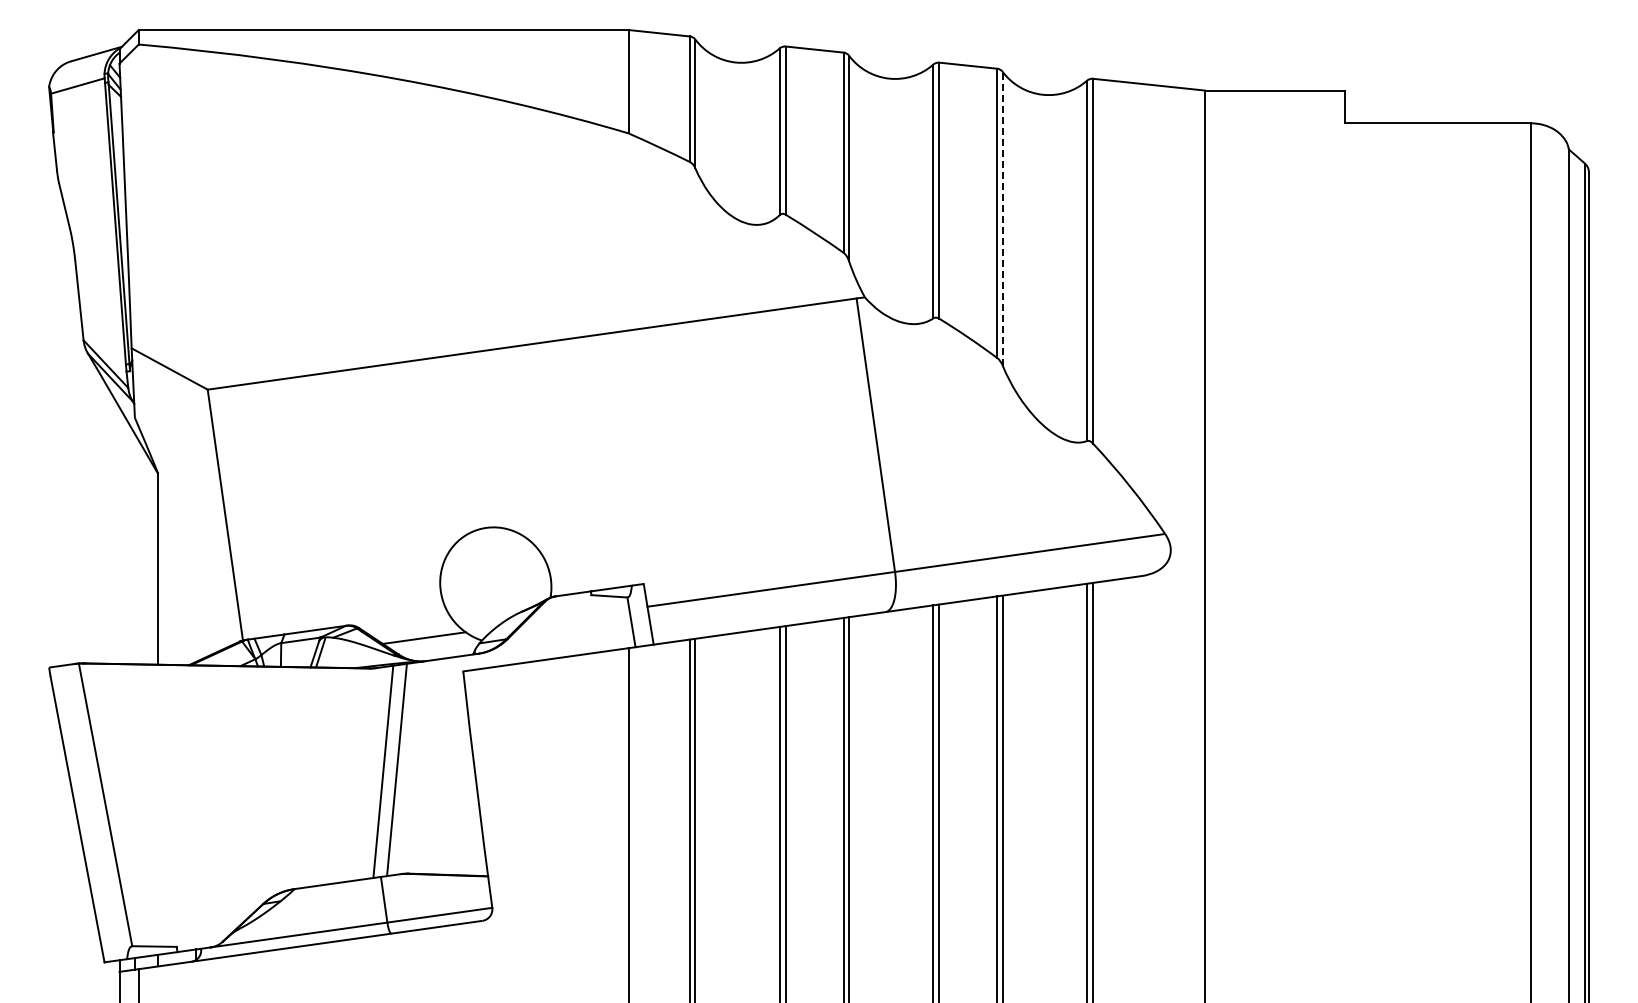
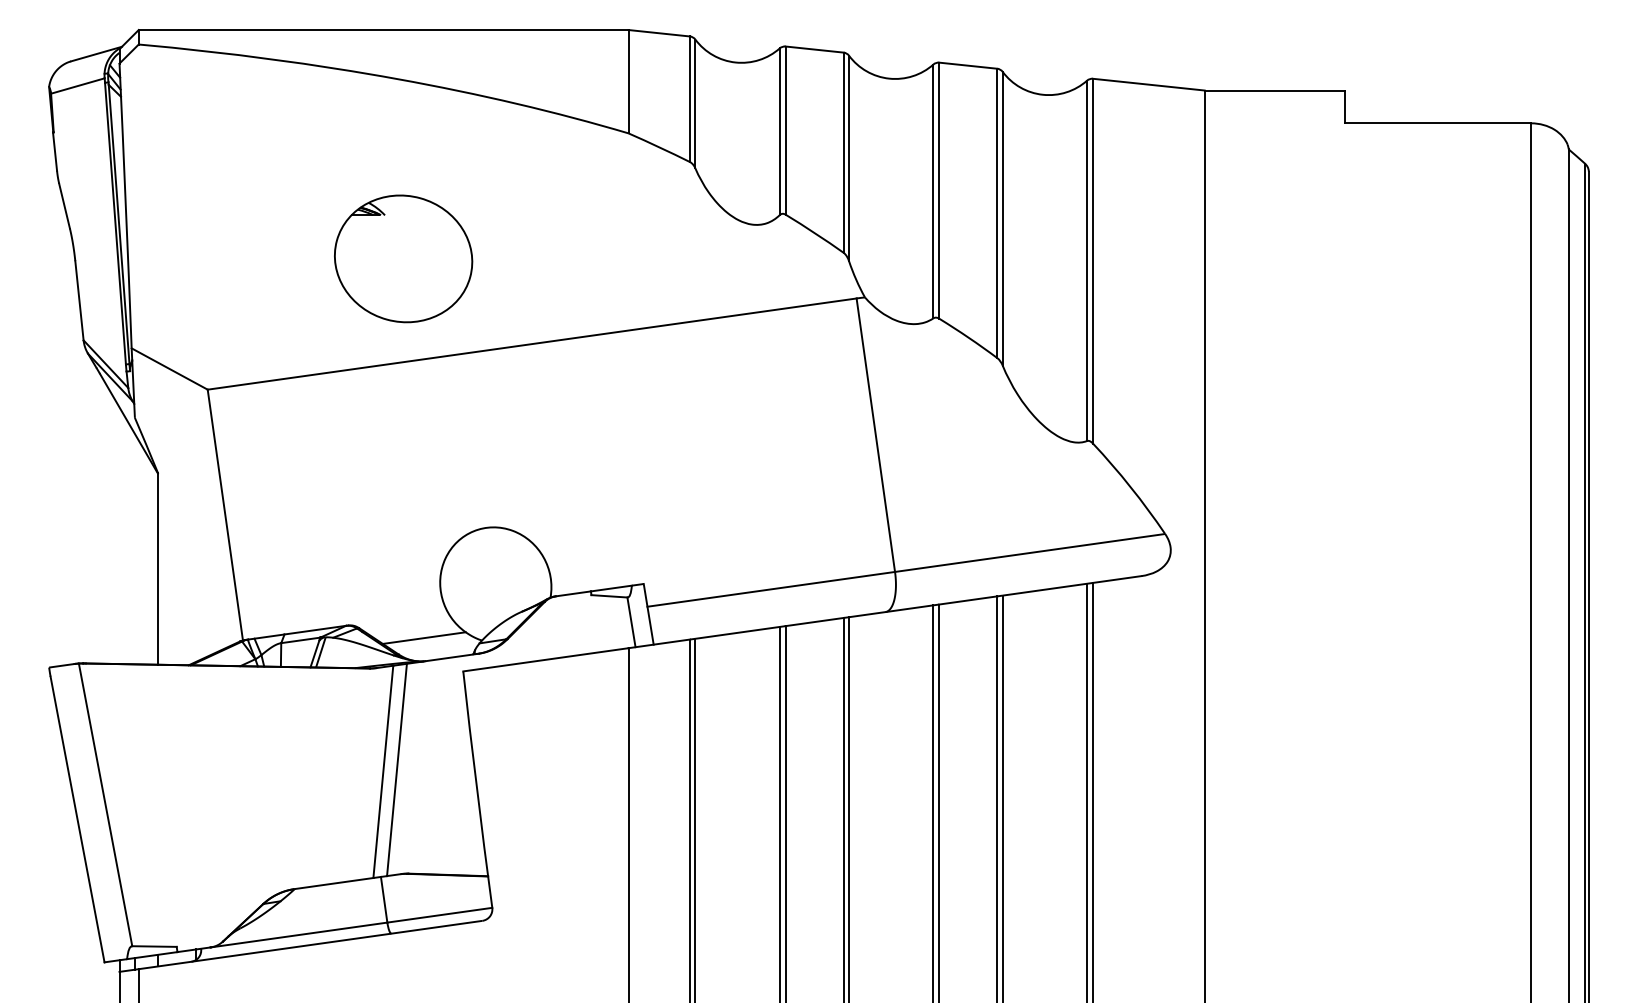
line: dashed -> solid (1002, 218)
part: none -> present (403, 258)
